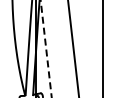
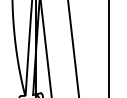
line position: (102, 48) -> (108, 48) (108, 48)
line: dashed -> solid (46, 49)
